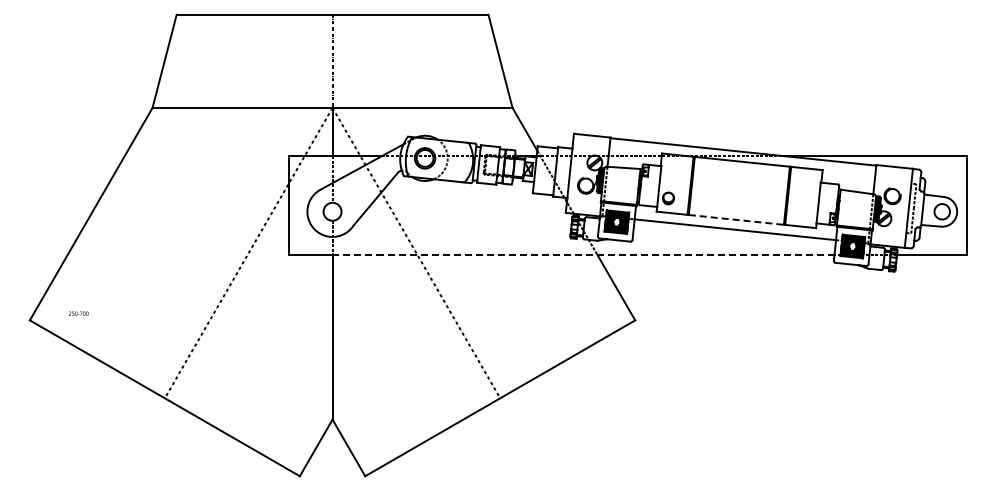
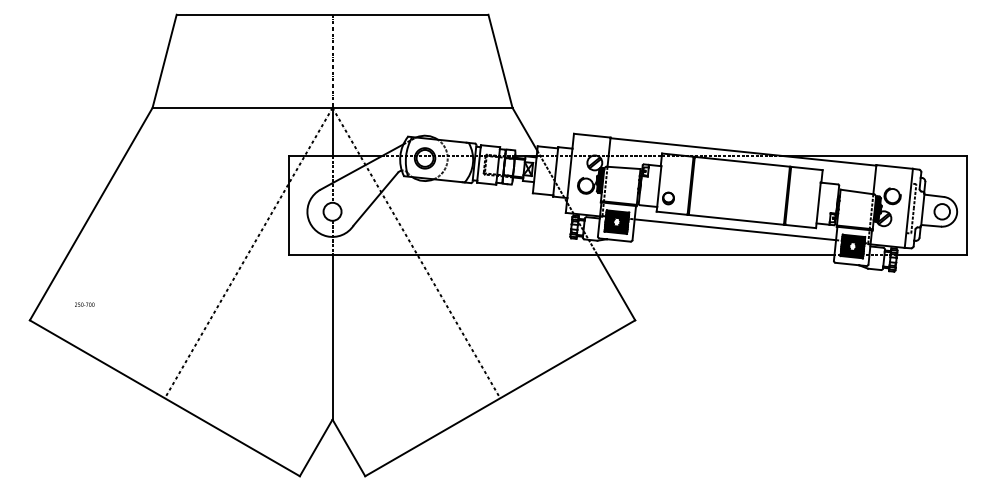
line: dashed -> solid (736, 219)
line: dashed -> solid (583, 255)
text position: (78, 313) -> (84, 304) (84, 304)
